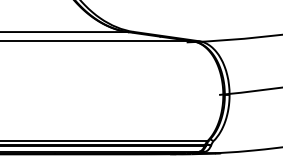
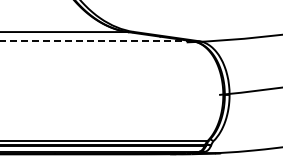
line: solid -> dashed (96, 41)
